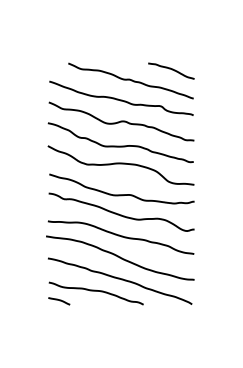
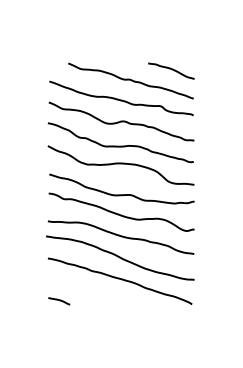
curve: present -> none (95, 291)
